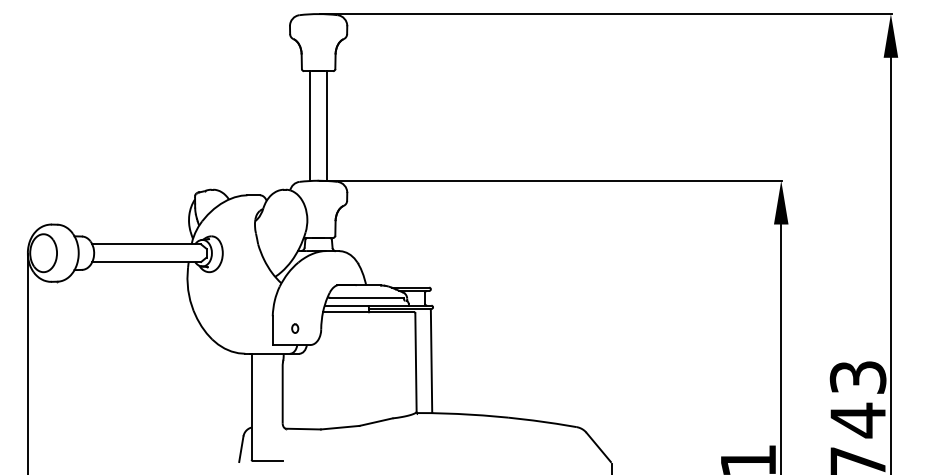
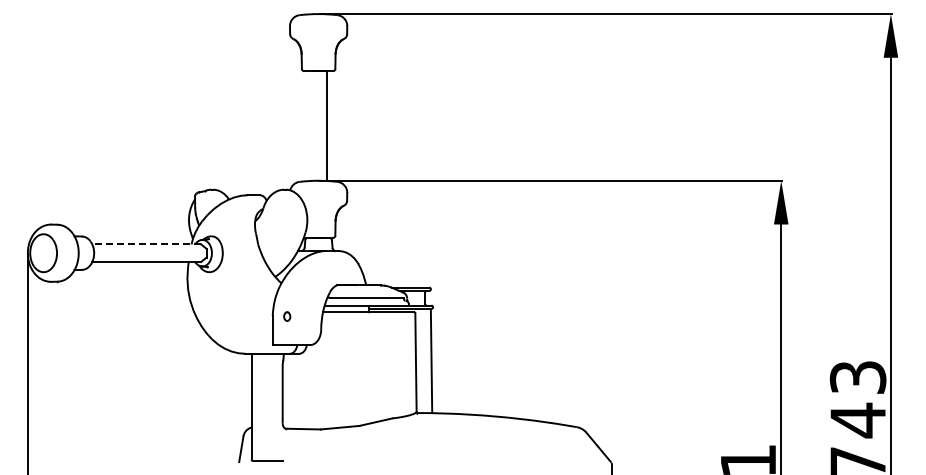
line: present -> none (310, 126)
line: solid -> dashed (146, 244)
part position: (295, 328) -> (287, 316) (287, 316)
